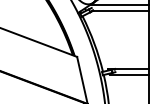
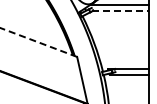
line: solid -> dashed (120, 11)
line: solid -> dashed (38, 42)
